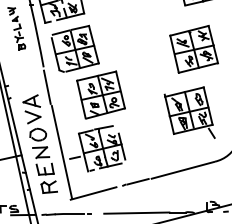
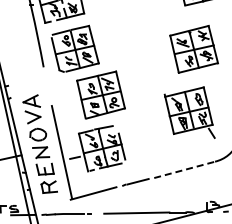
part: present -> none (16, 28)
line: present -> none (47, 86)
line: solid -> dashed (182, 170)
